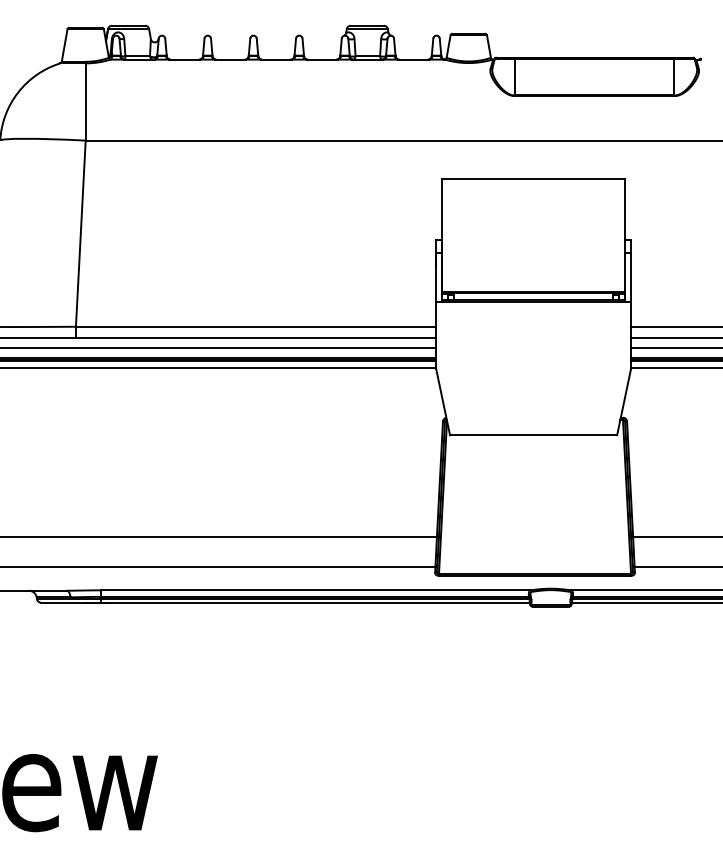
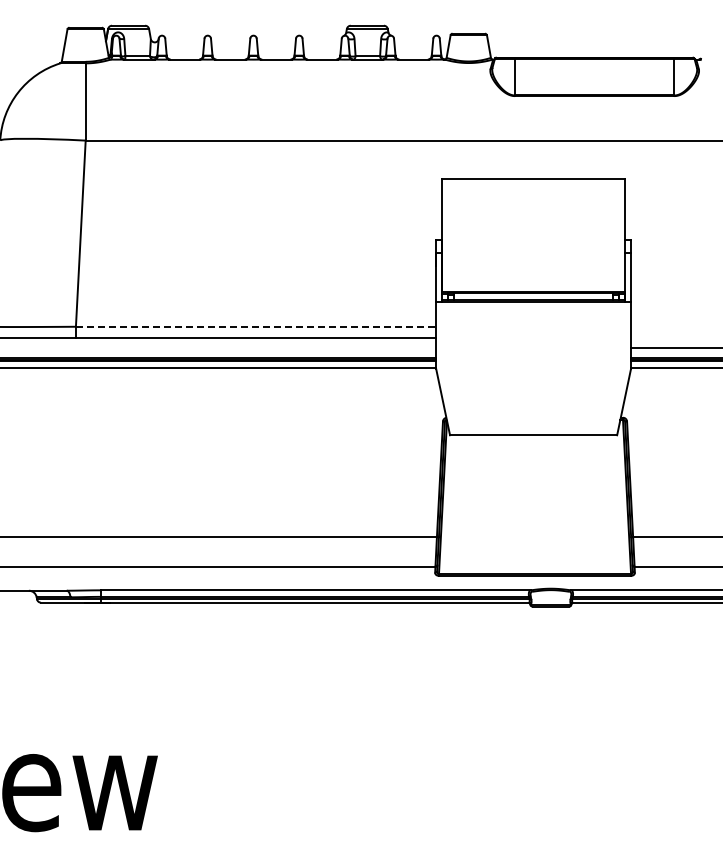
line: solid -> dashed (256, 326)
line: present -> none (675, 326)
line: present -> none (675, 338)
line: present -> none (219, 347)
